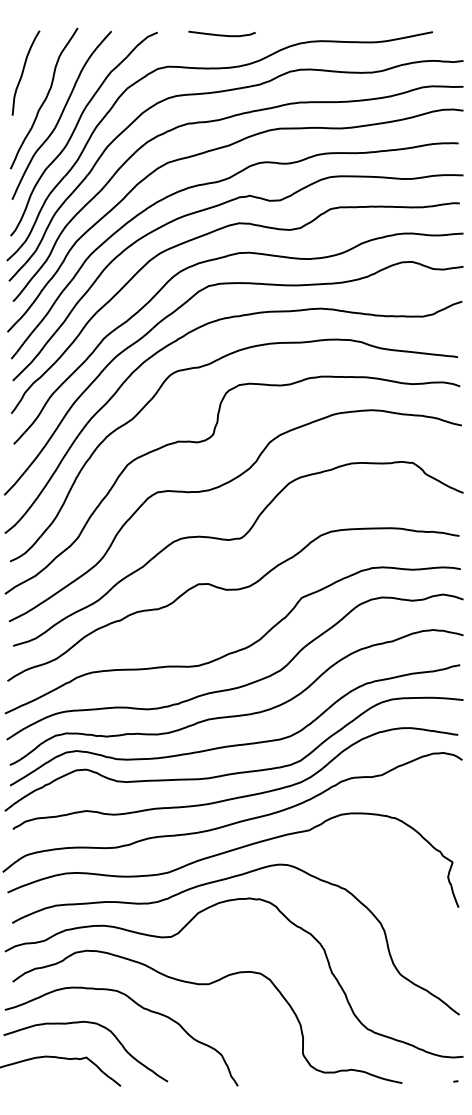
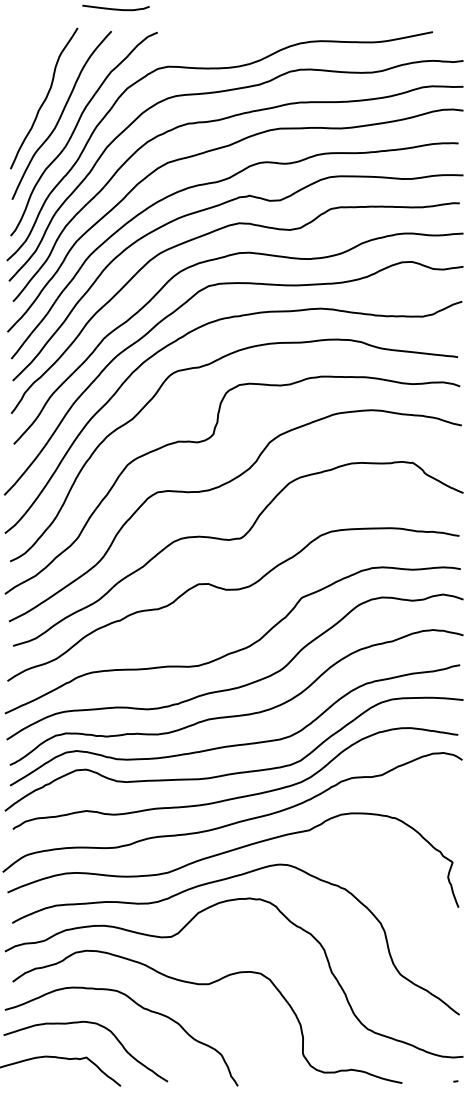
curve position: (221, 34) -> (115, 8) (115, 8)
curve: present -> none (23, 72)
